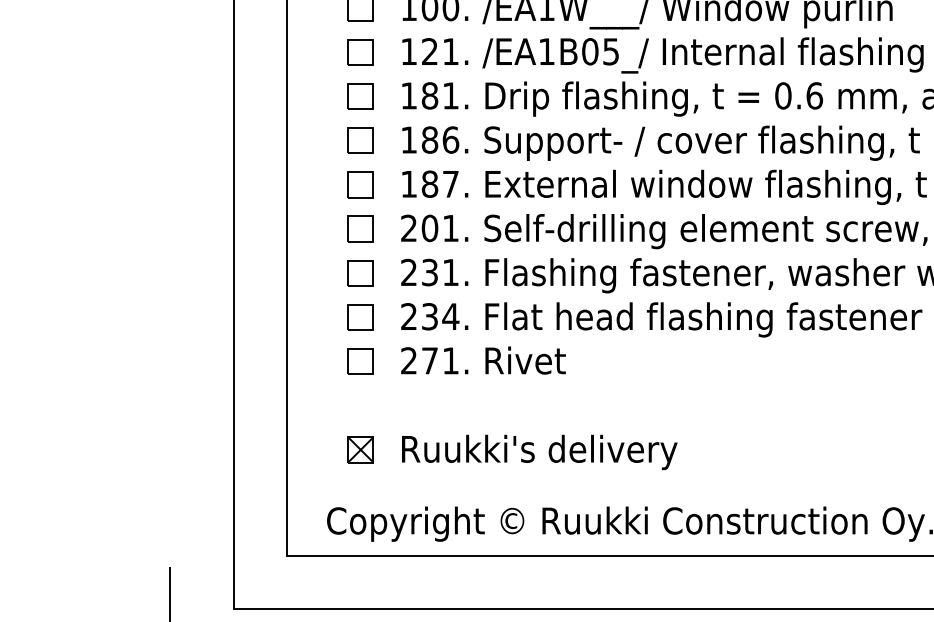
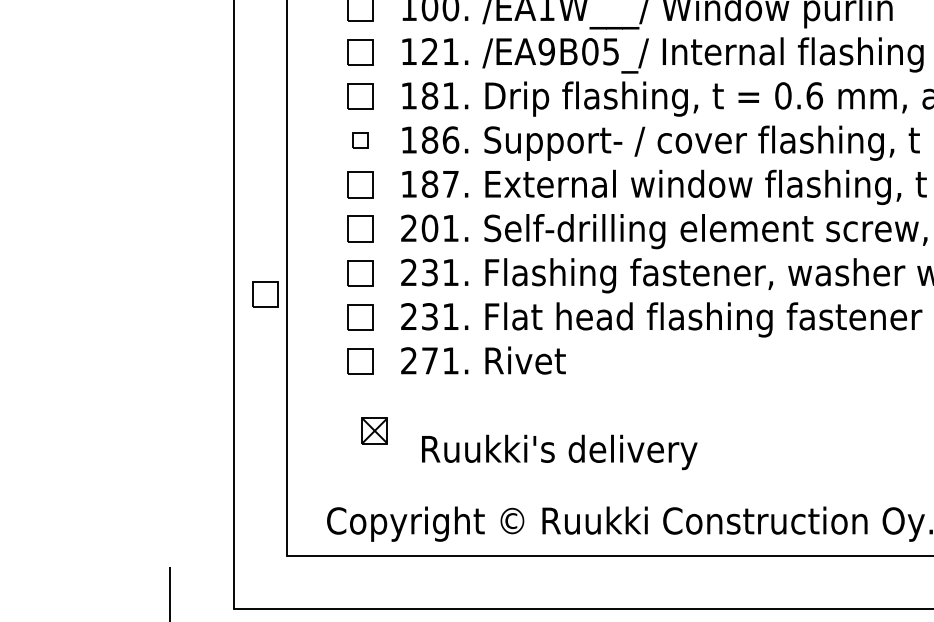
text: /EA1B05_/ -> /EA9B05_/ (546, 51)
part size: 27x27 px -> 17x17 px (360, 140)
part: none -> present (265, 294)
text: 234. -> 231. (450, 316)
part position: (360, 449) -> (374, 430) (374, 430)
text position: (539, 452) -> (559, 452) (559, 452)
